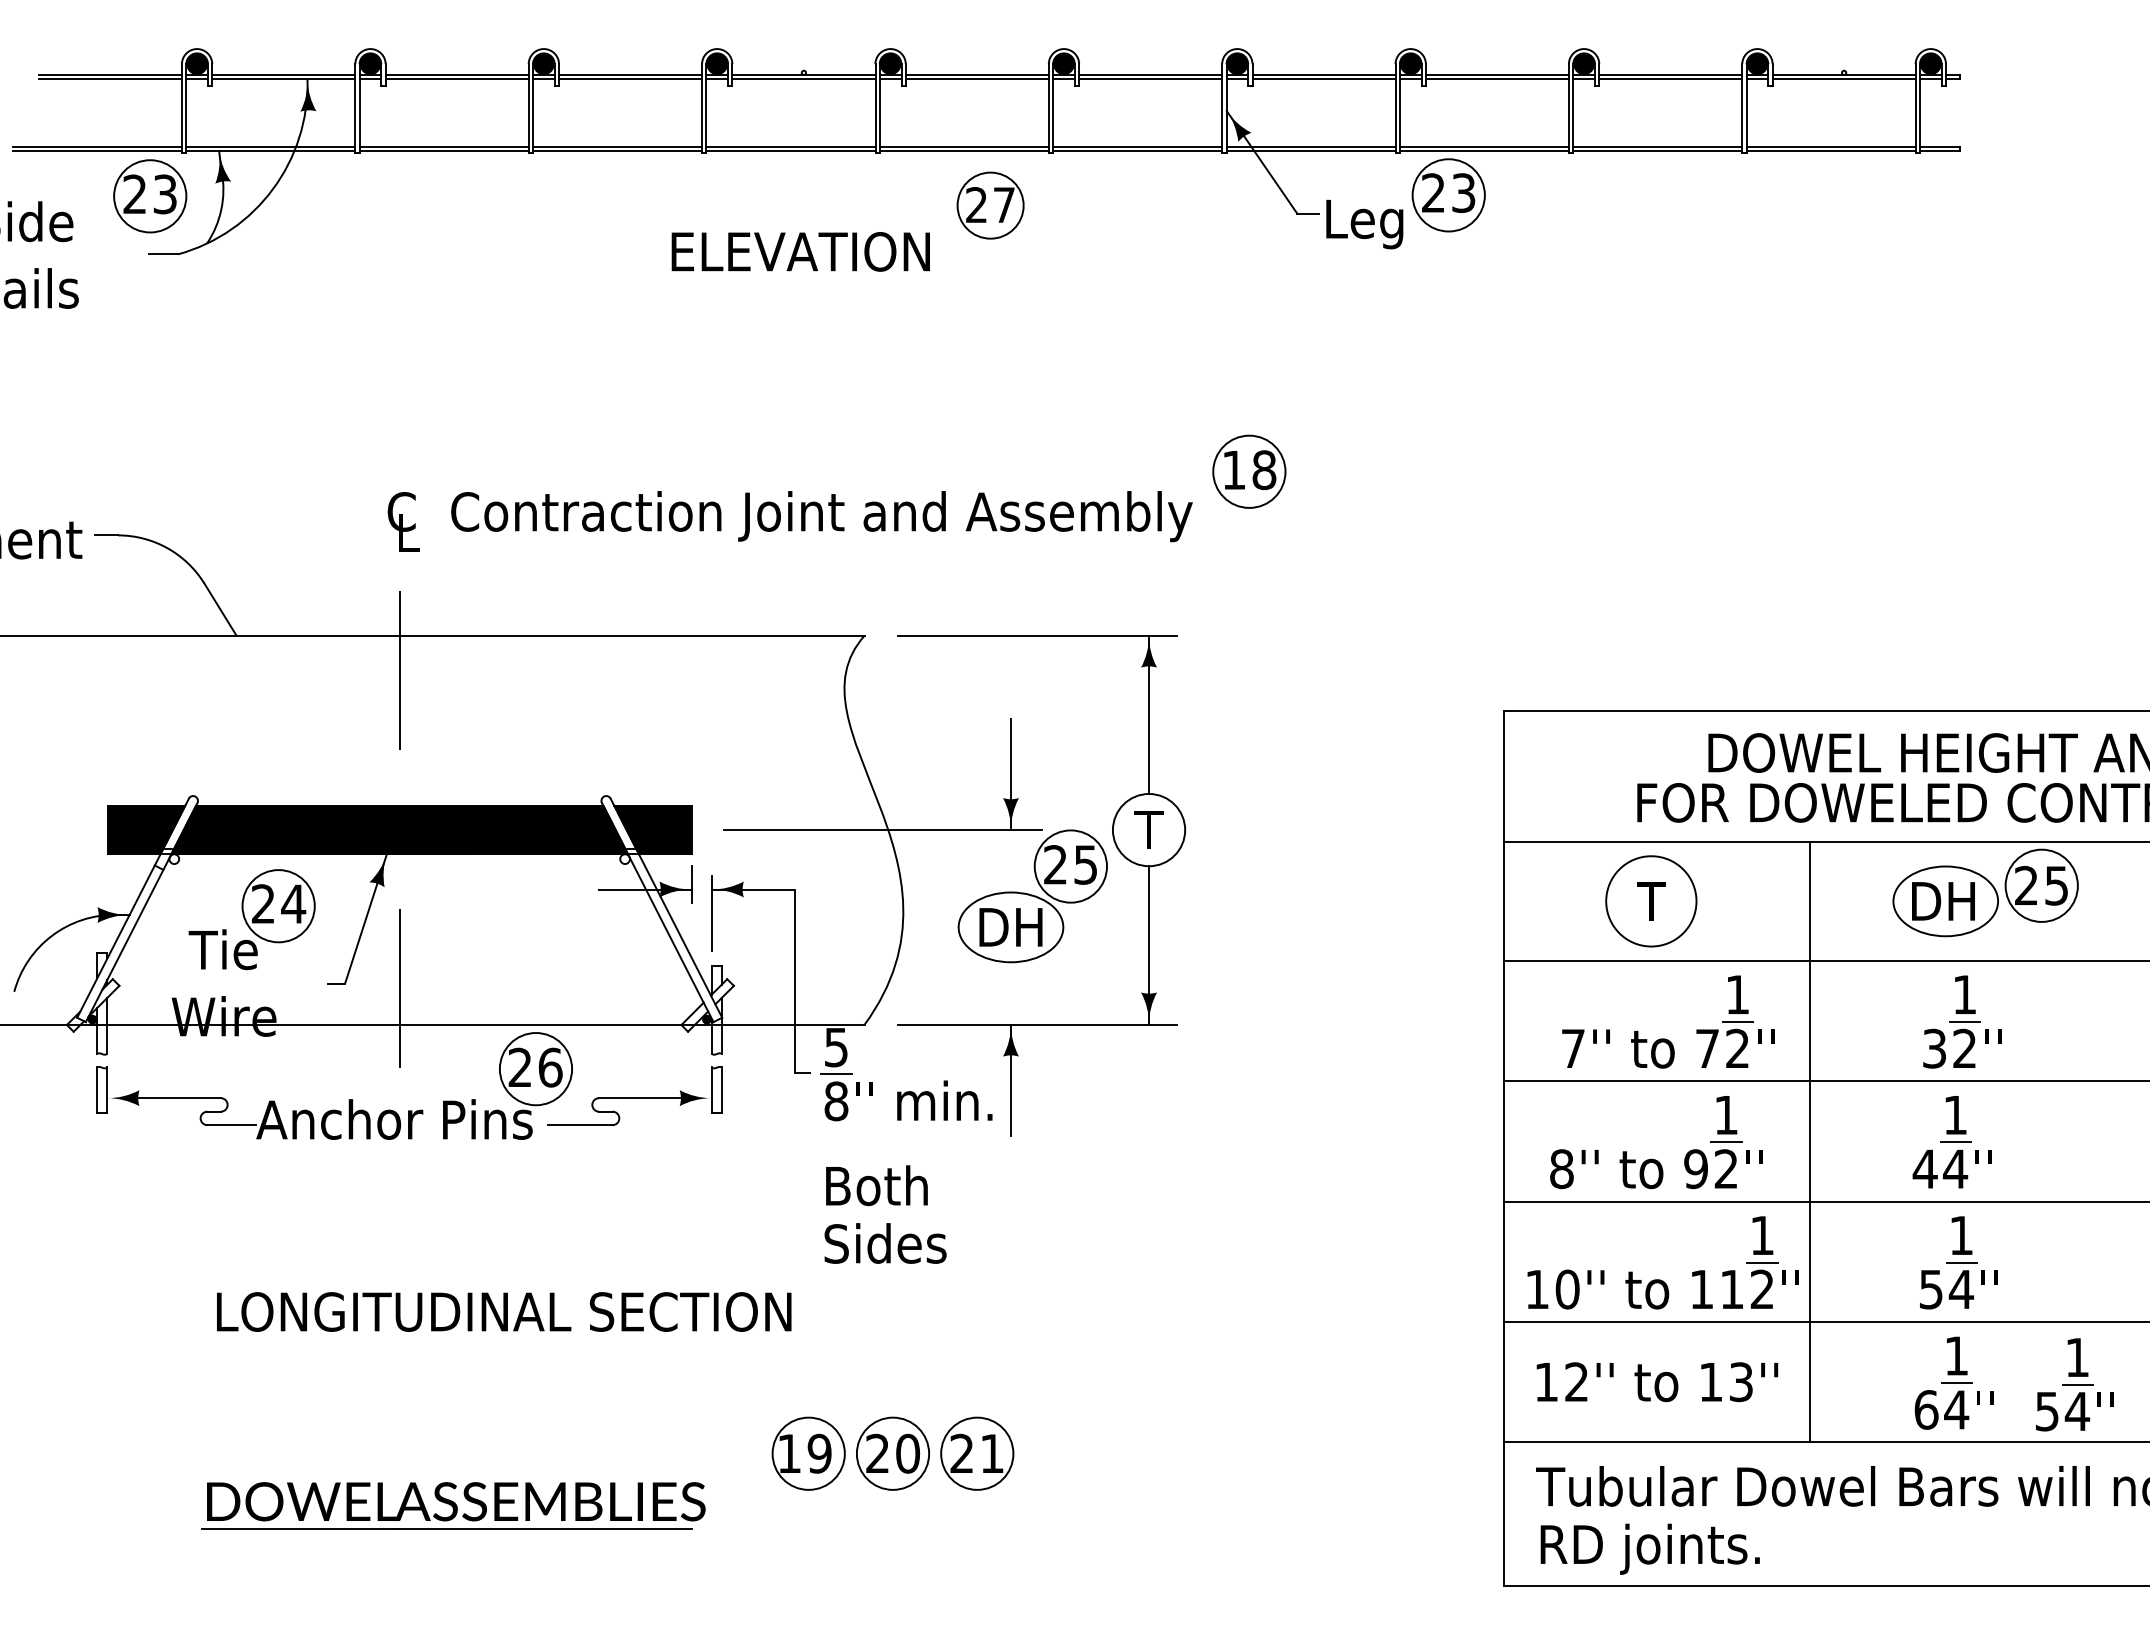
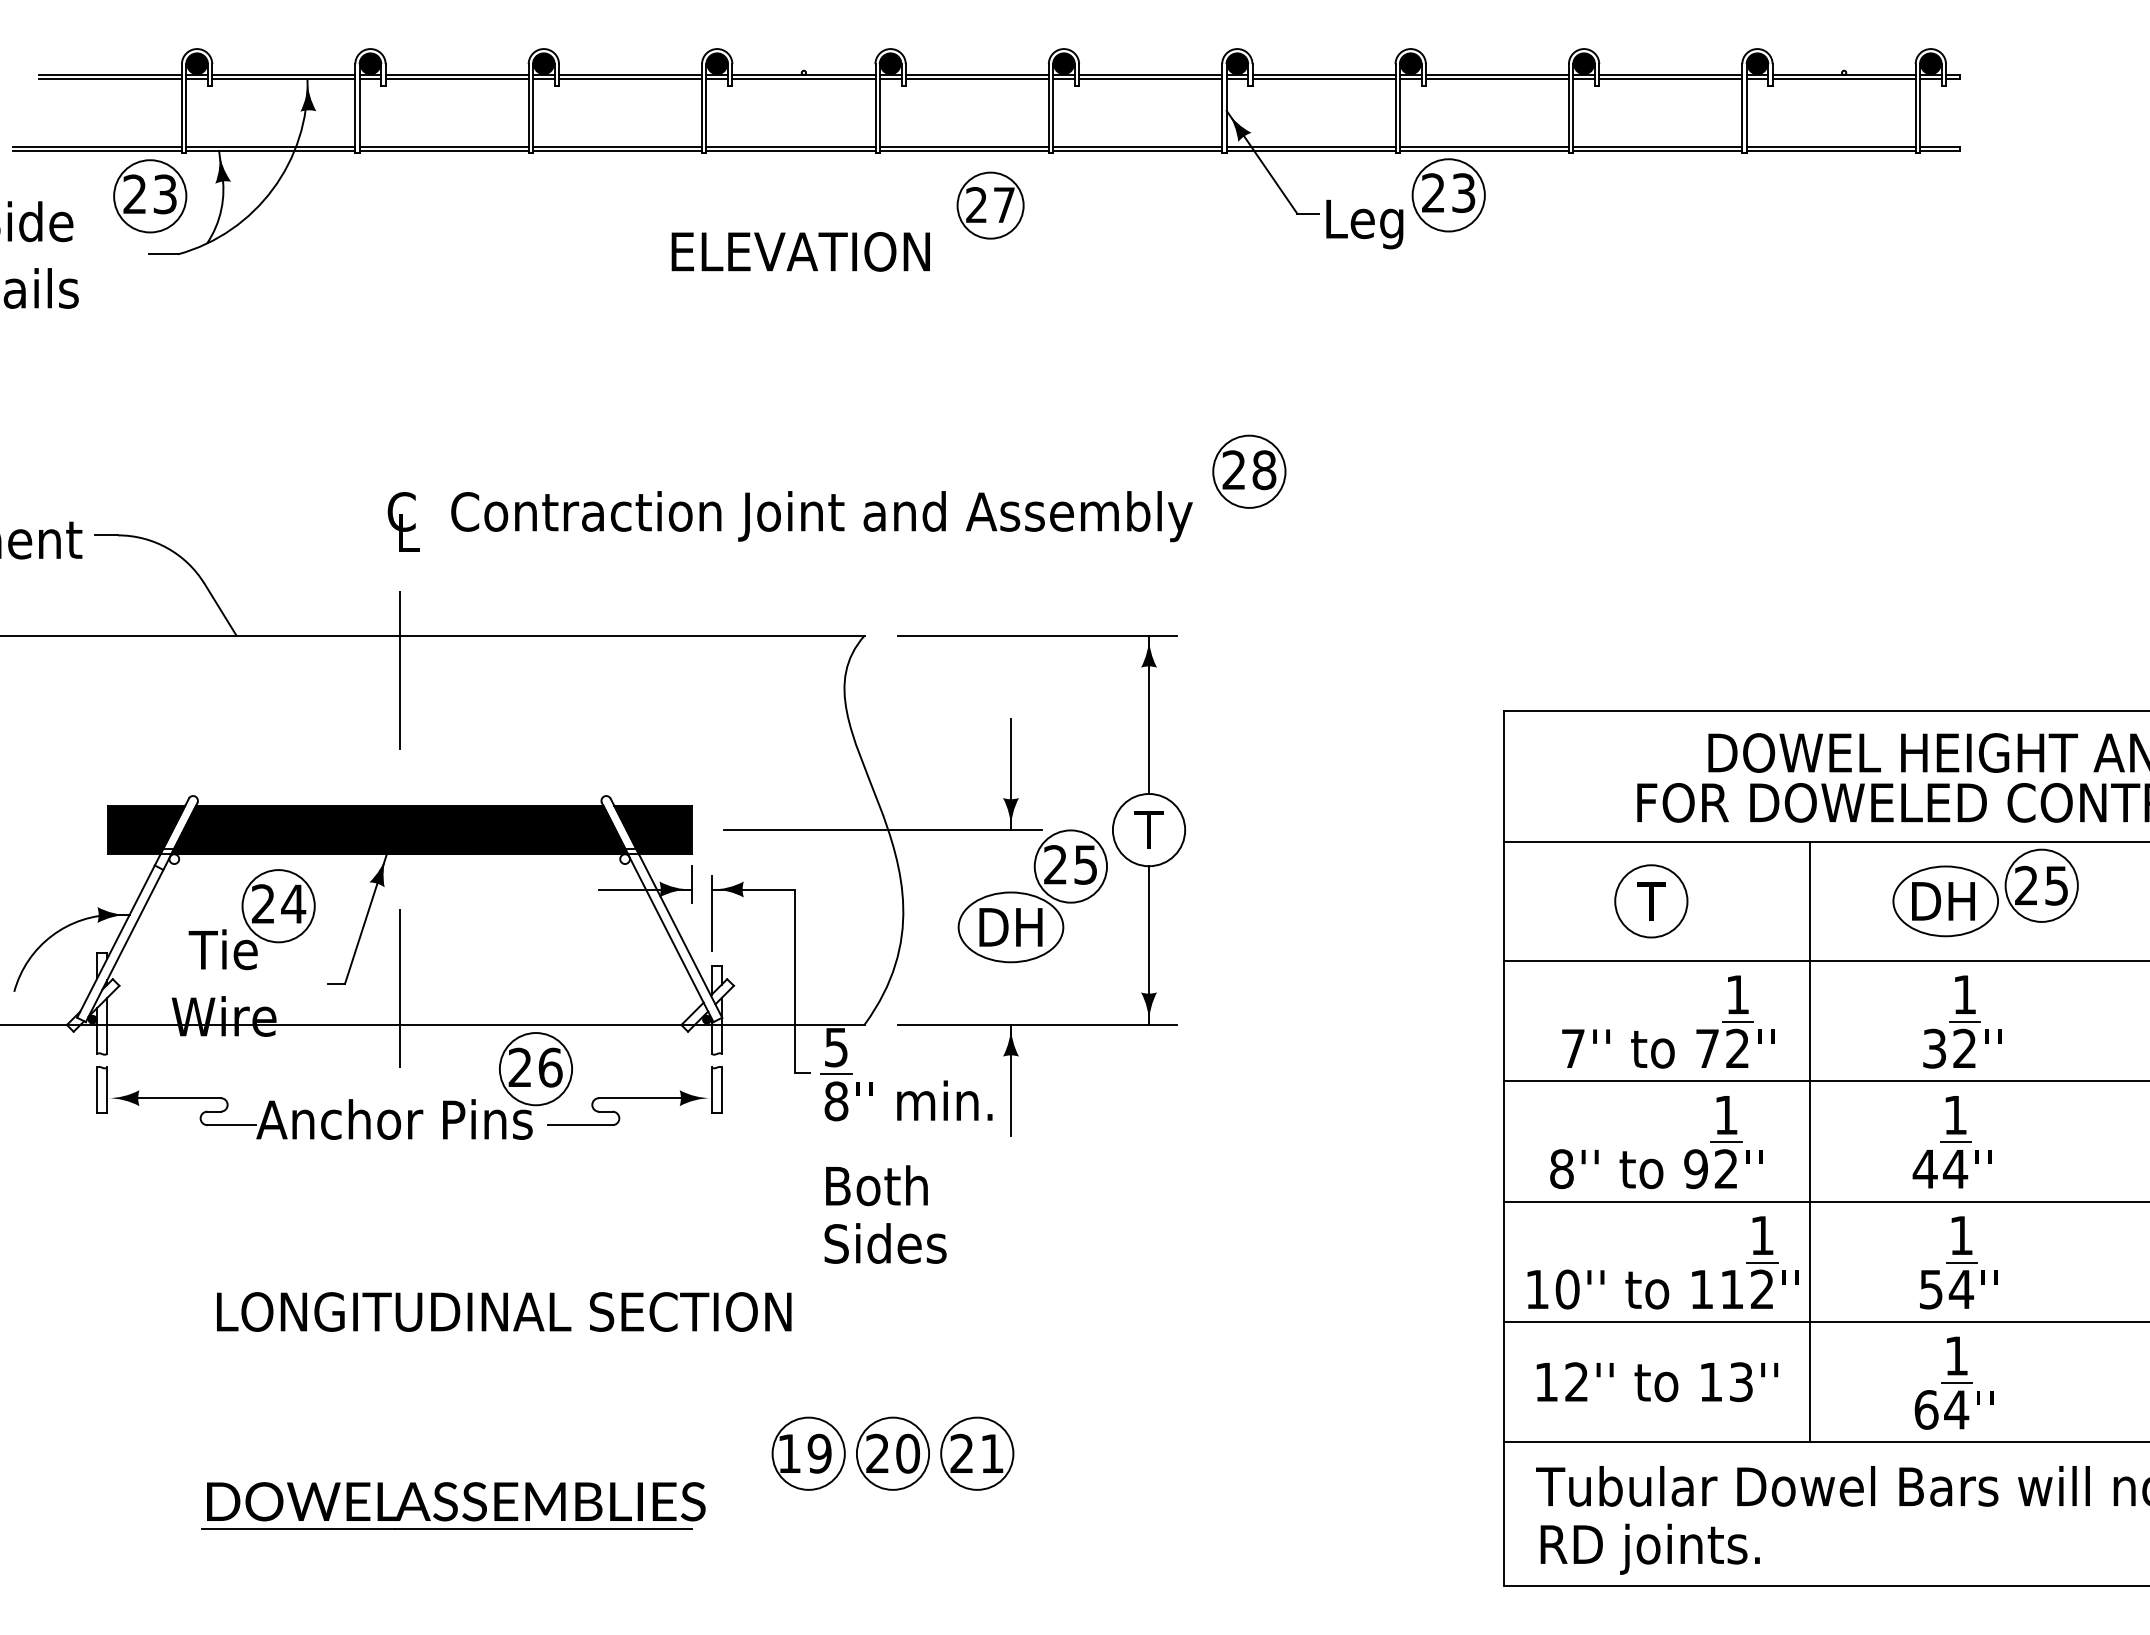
text: 18 -> 28 (1233, 469)
circle diameter: 90 px -> 72 px (1651, 901)
part: present -> none (2074, 1384)
